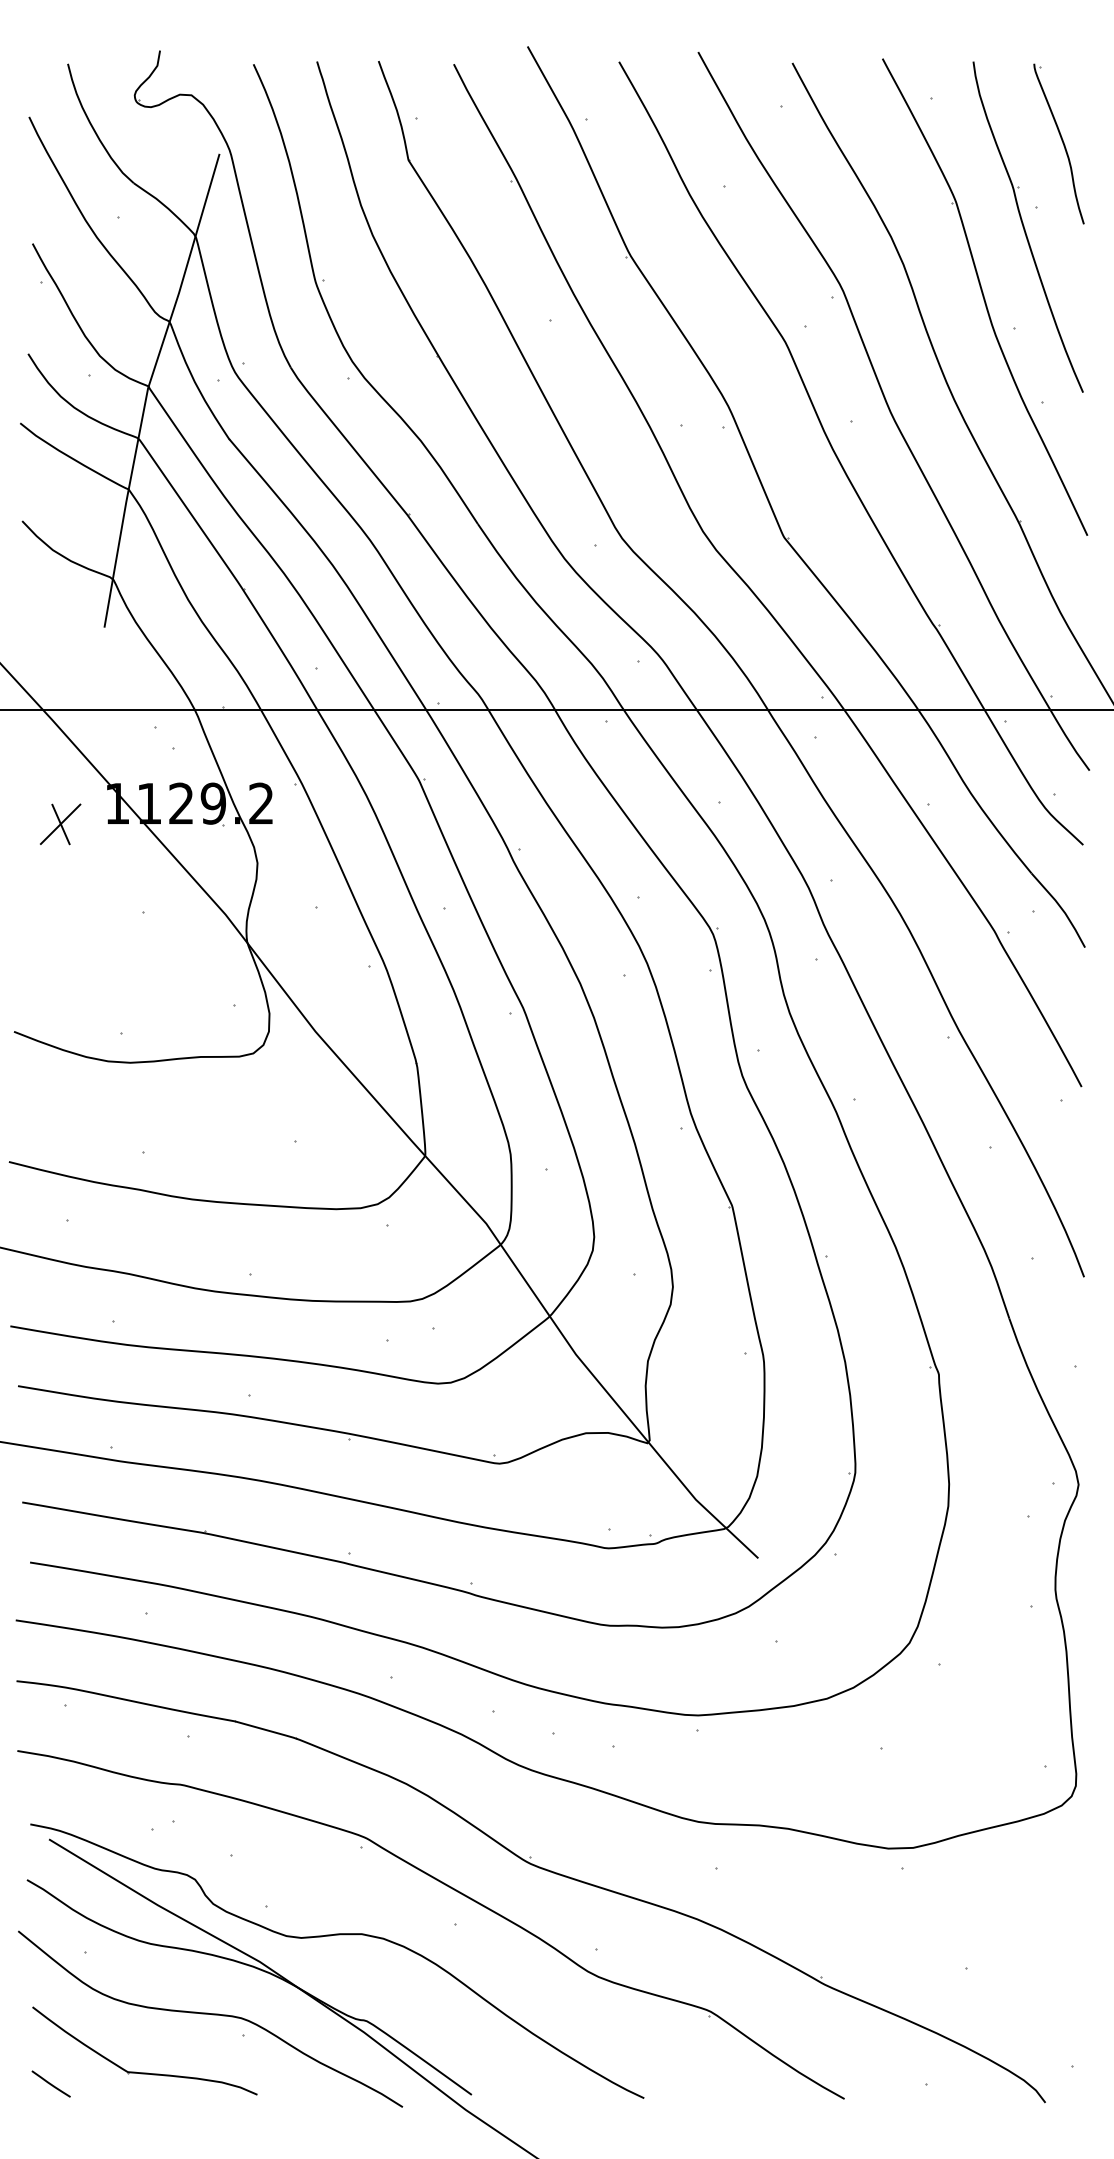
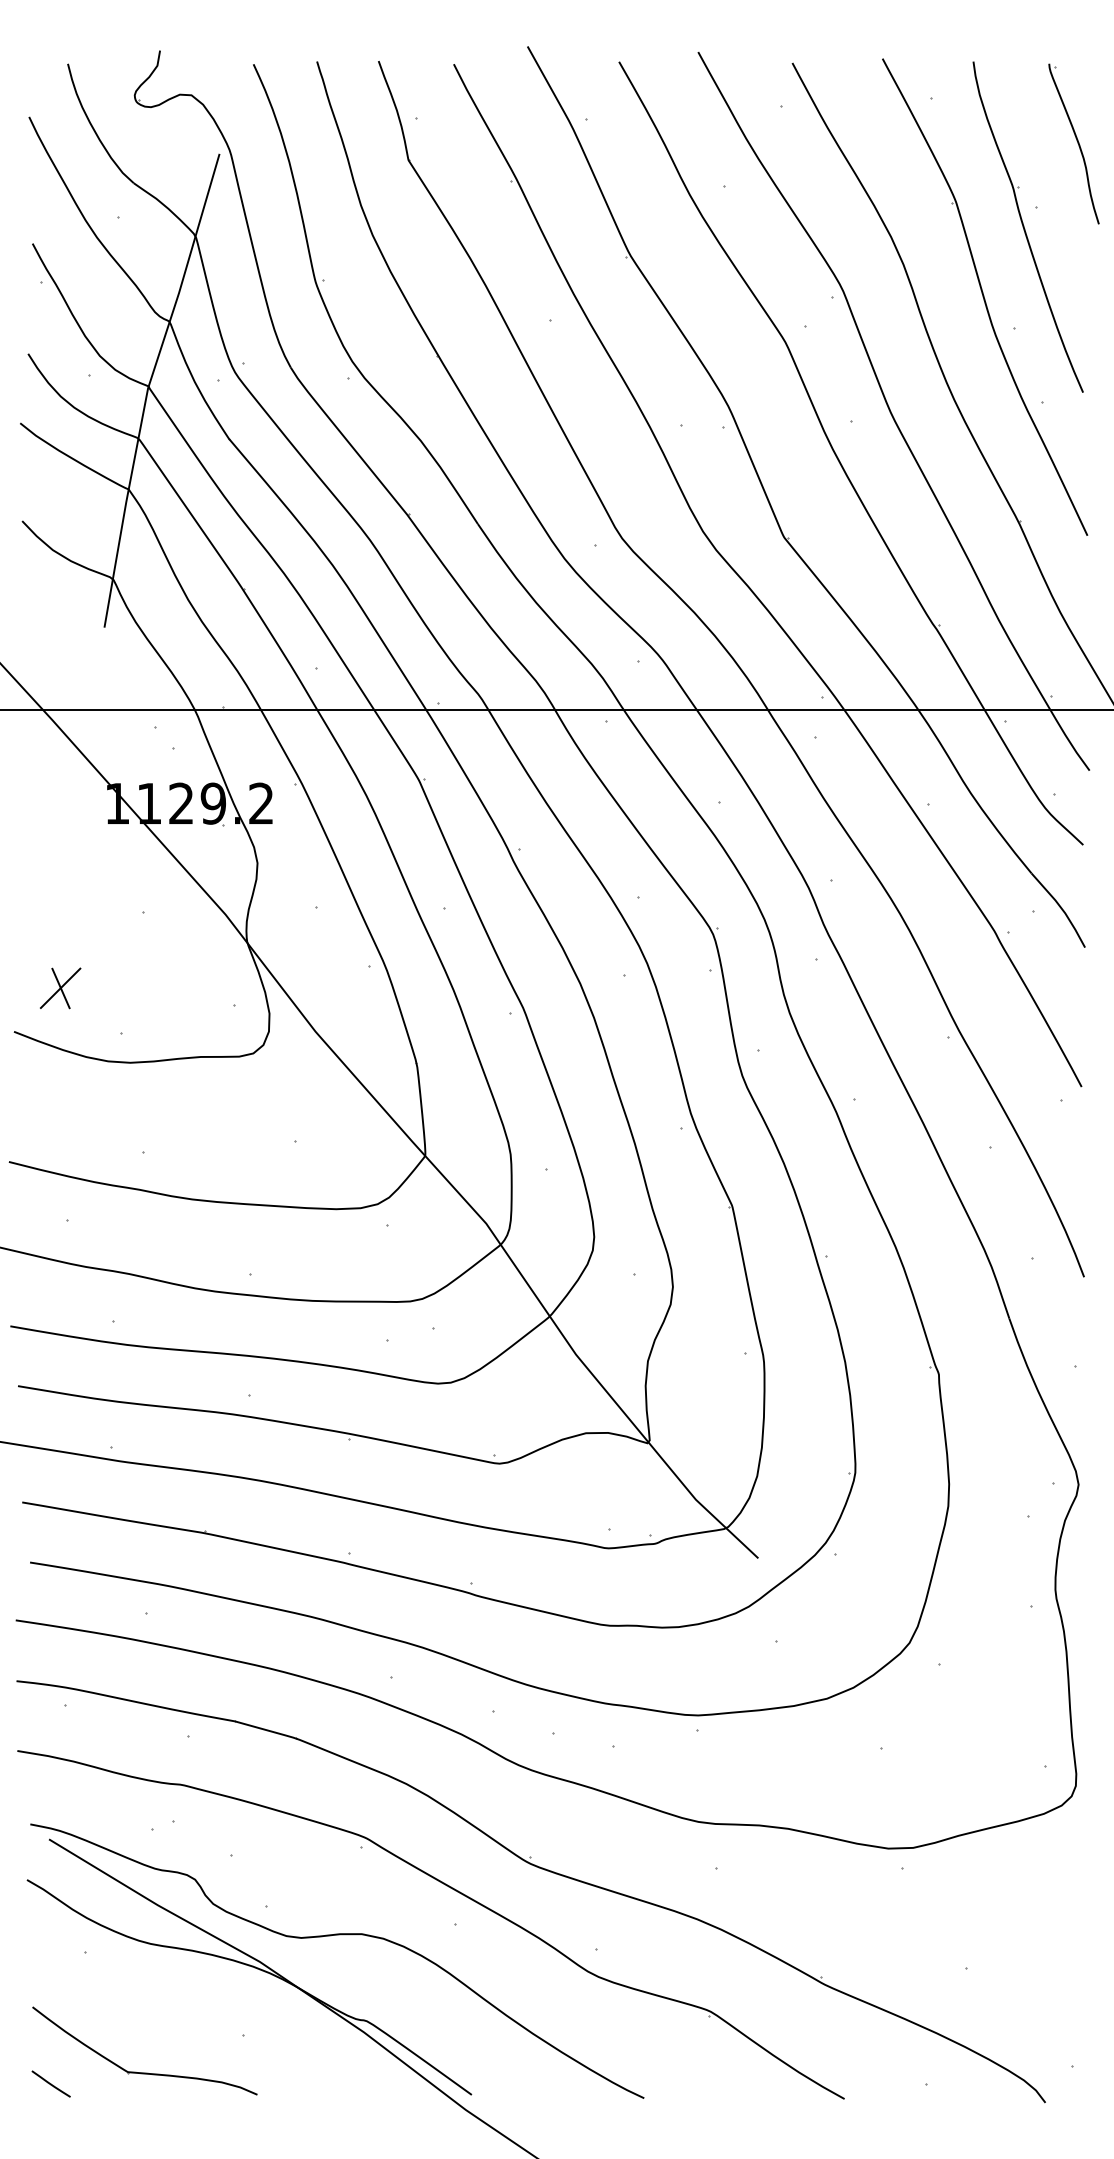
part position: (1058, 143) -> (1073, 143) (1073, 143)
part position: (60, 824) -> (60, 988) (60, 988)
curve: present -> none (212, 2015)
